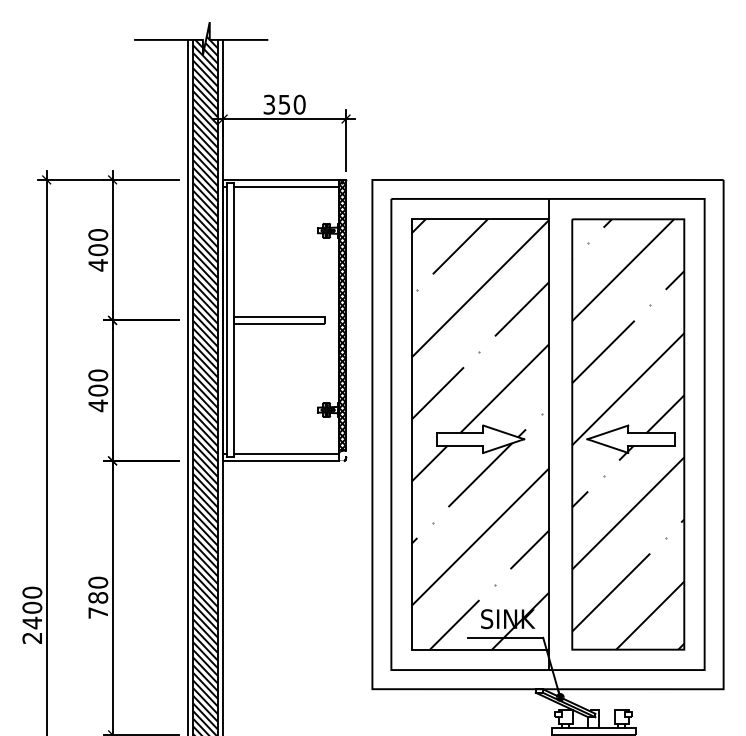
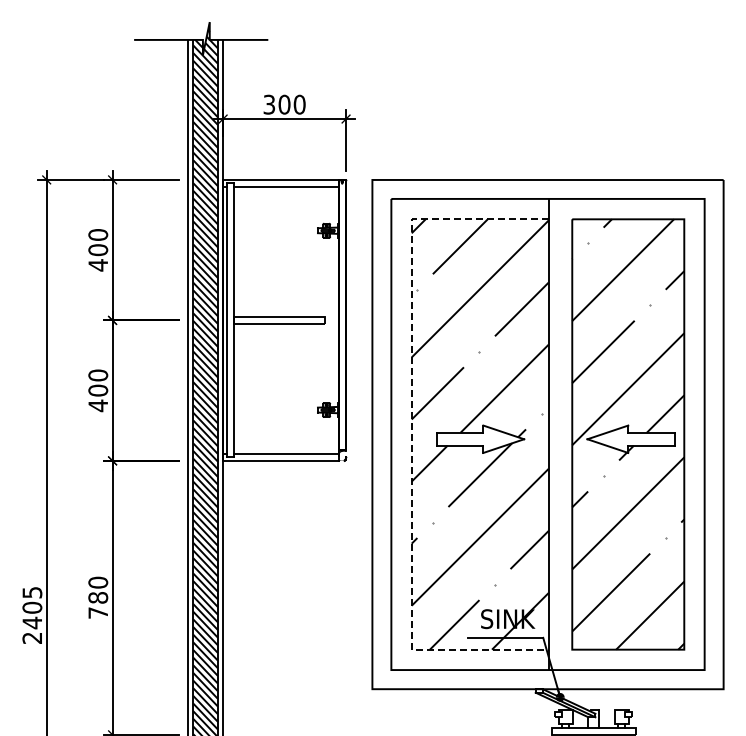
text: 350 -> 300 (284, 104)
hatch: present -> none (342, 315)
line: solid -> dashed (411, 435)
text: 2400 -> 2405 (32, 592)
